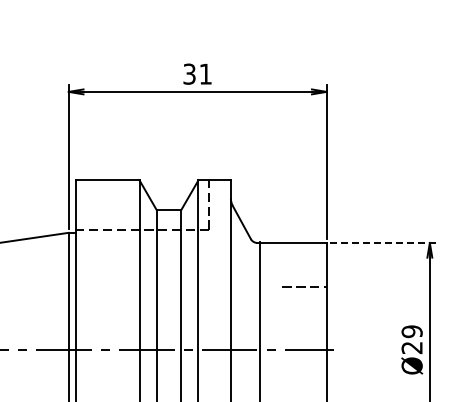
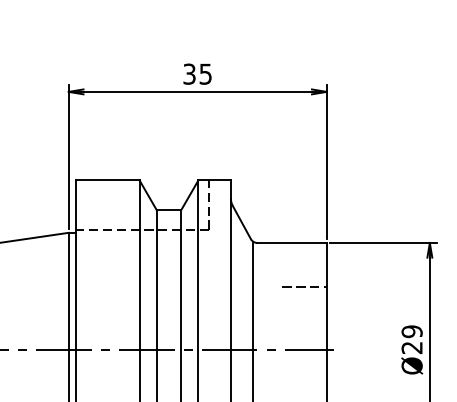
text: 31 -> 35 (205, 73)
line: dashed -> solid (384, 242)
line position: (260, 319) -> (253, 319) (253, 319)
